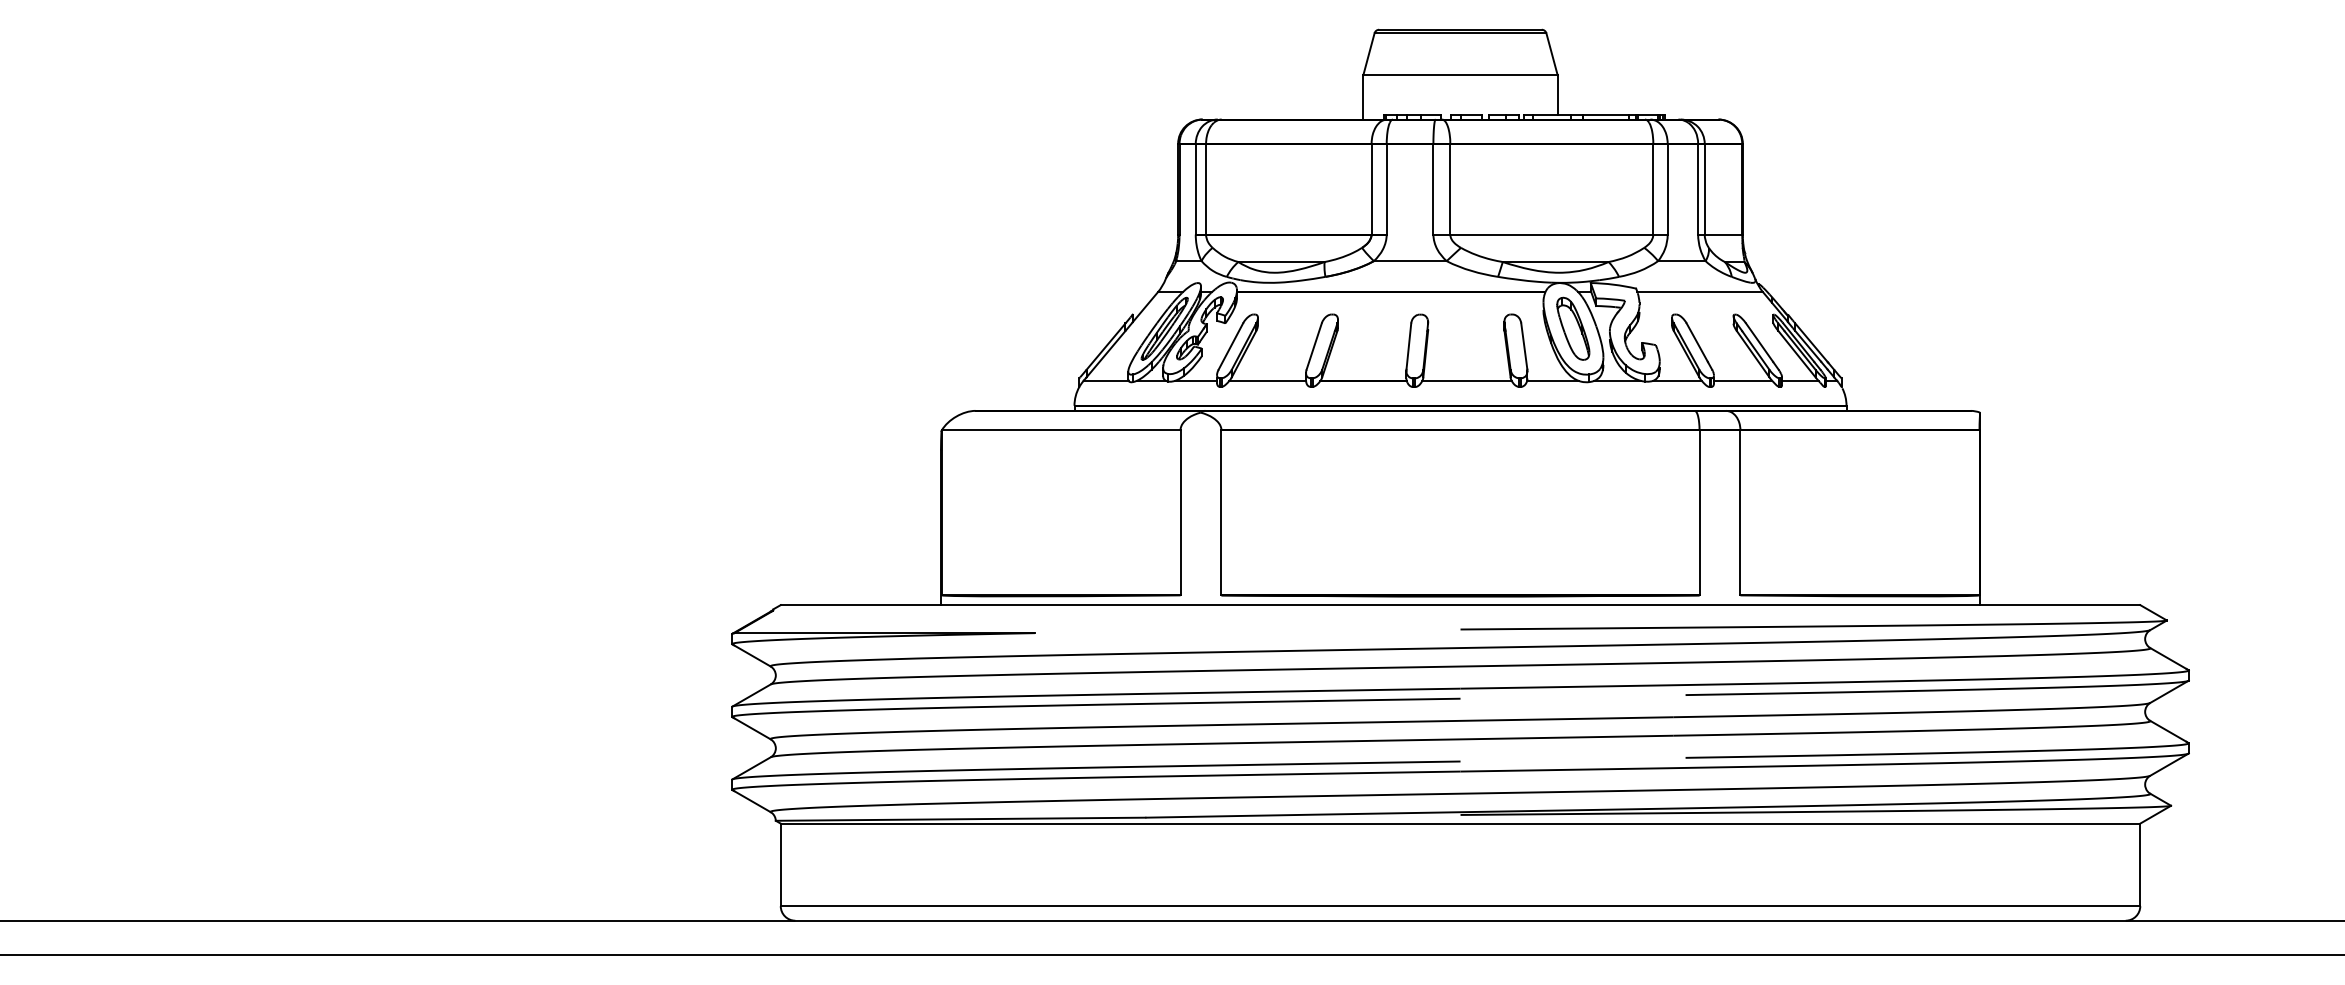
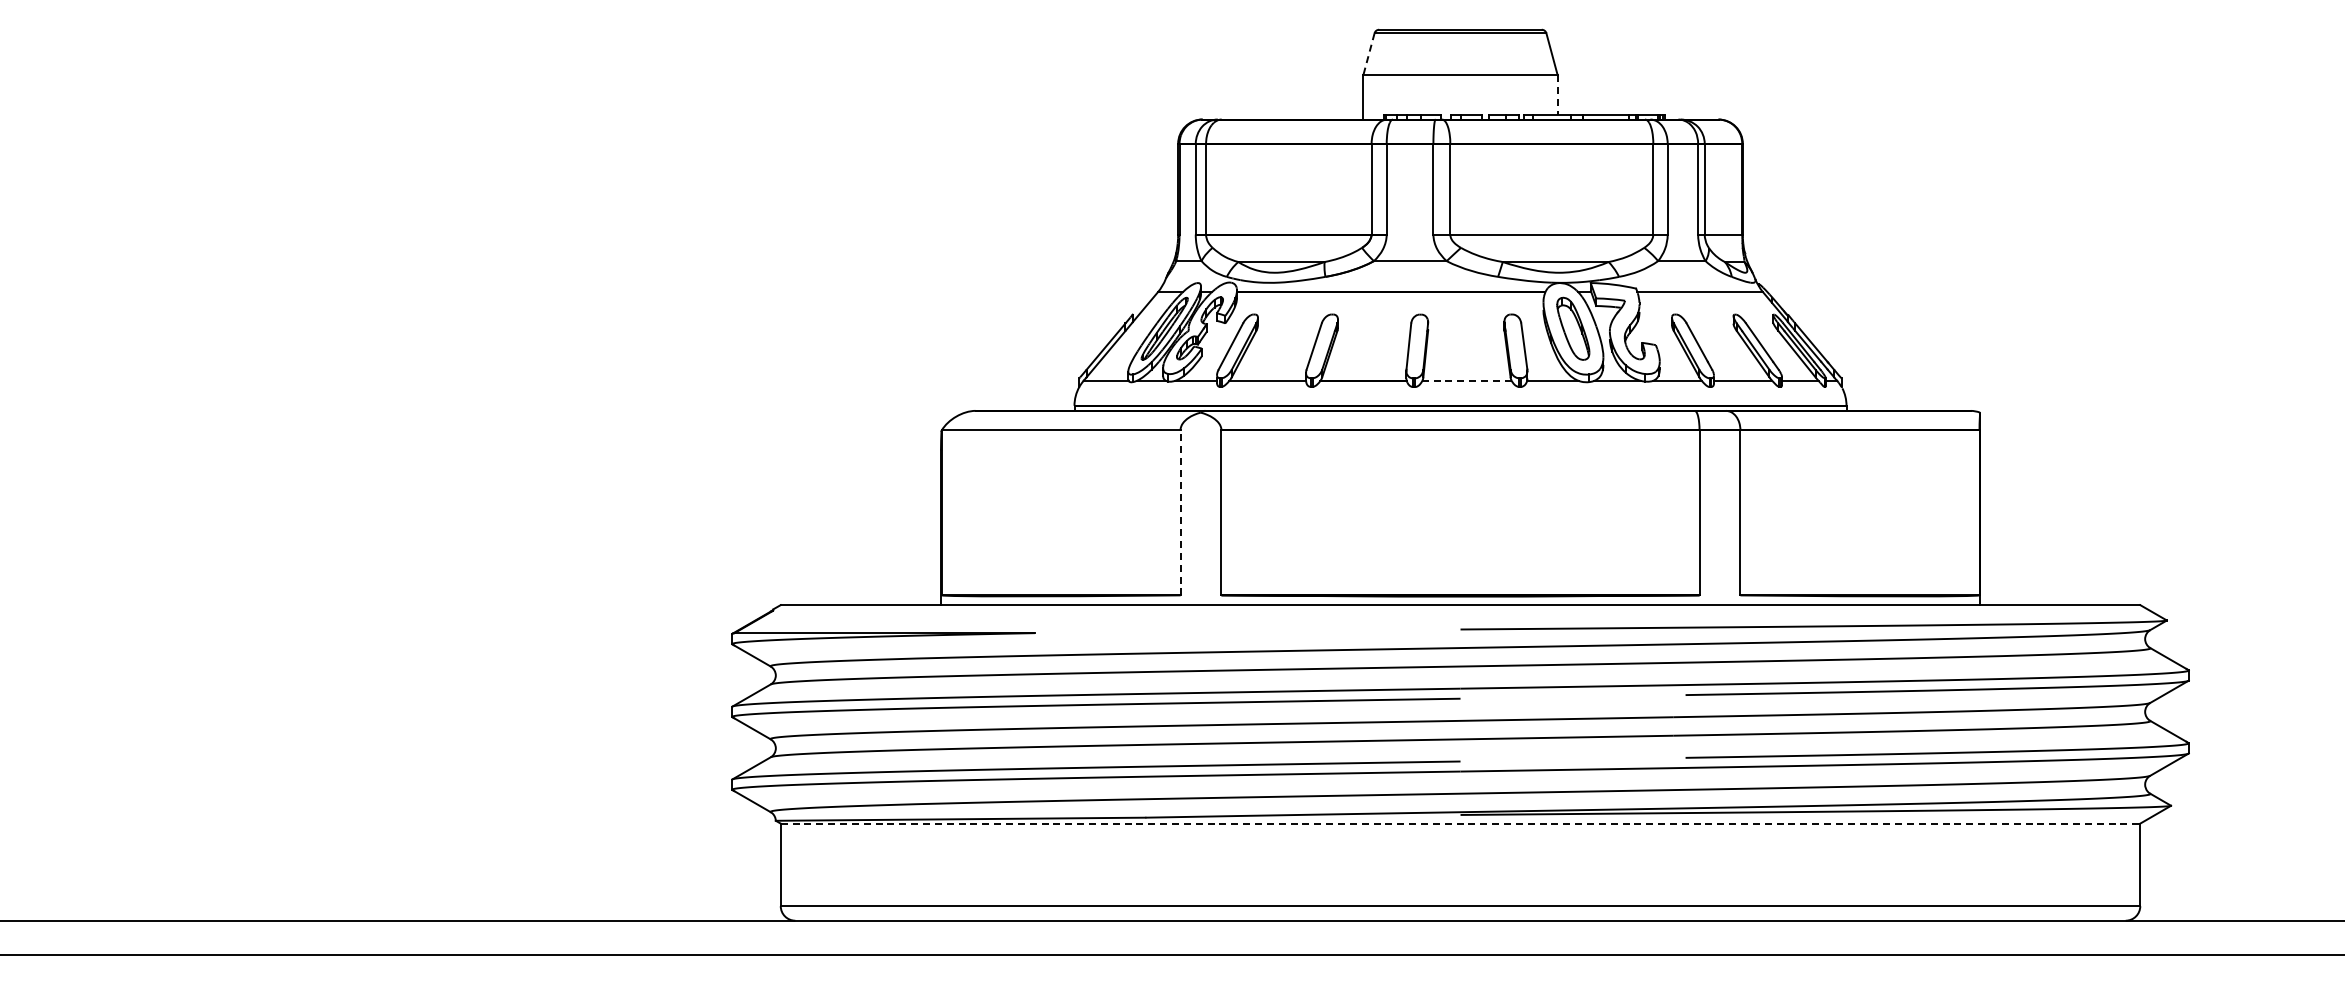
line: solid -> dashed (1368, 54)
line: solid -> dashed (1557, 94)
line: solid -> dashed (1467, 380)
line: solid -> dashed (1180, 512)
line: solid -> dashed (1460, 823)
